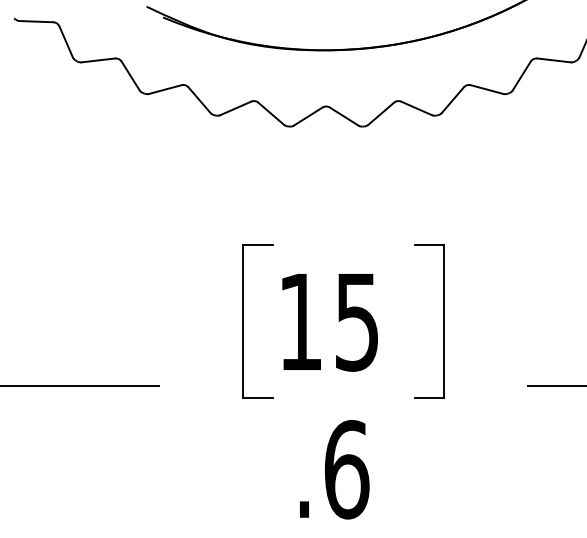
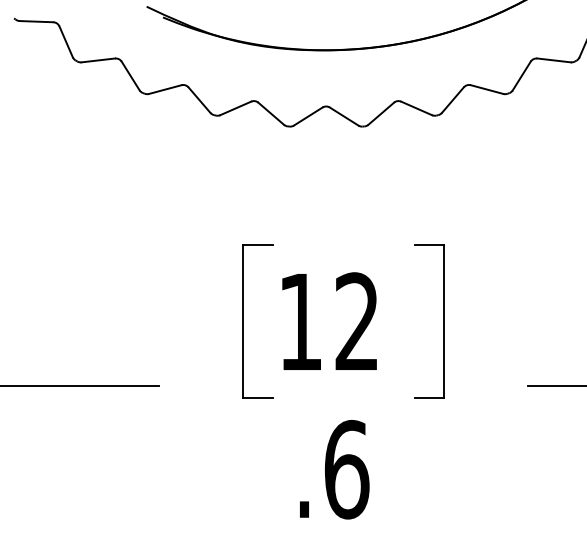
text: 15 -> 12 (356, 321)
